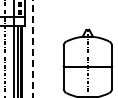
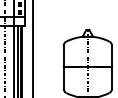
line: dashed -> solid (32, 48)
